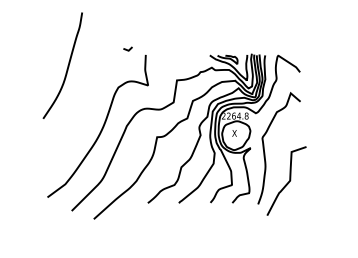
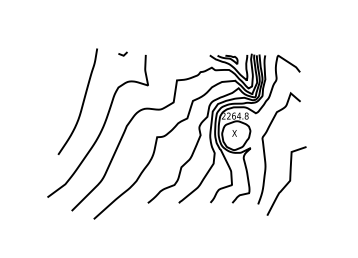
line position: (126, 48) -> (121, 53) (121, 53)
curve position: (67, 65) -> (82, 101) (82, 101)
